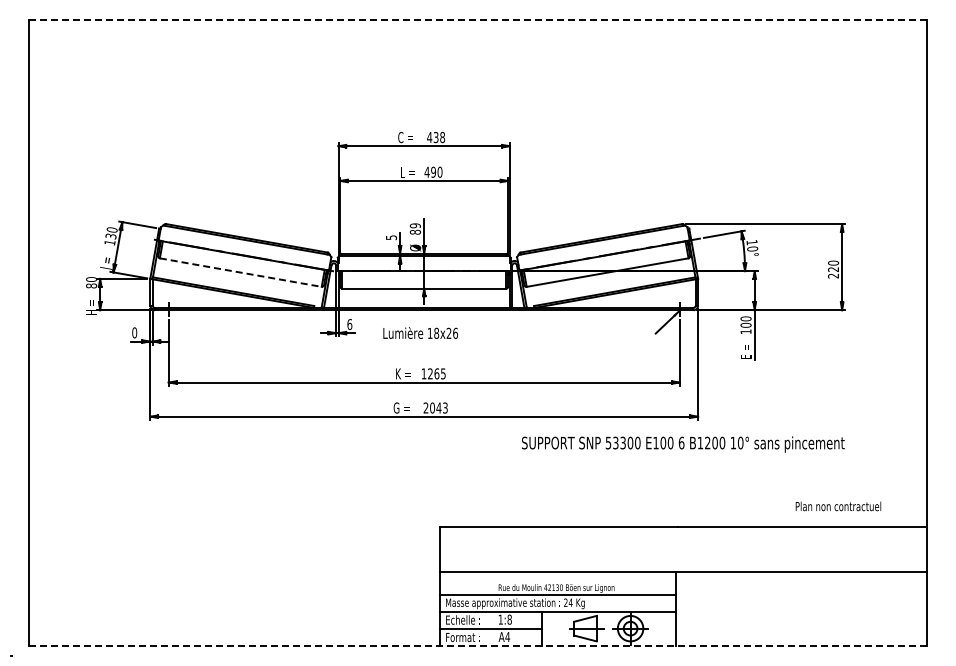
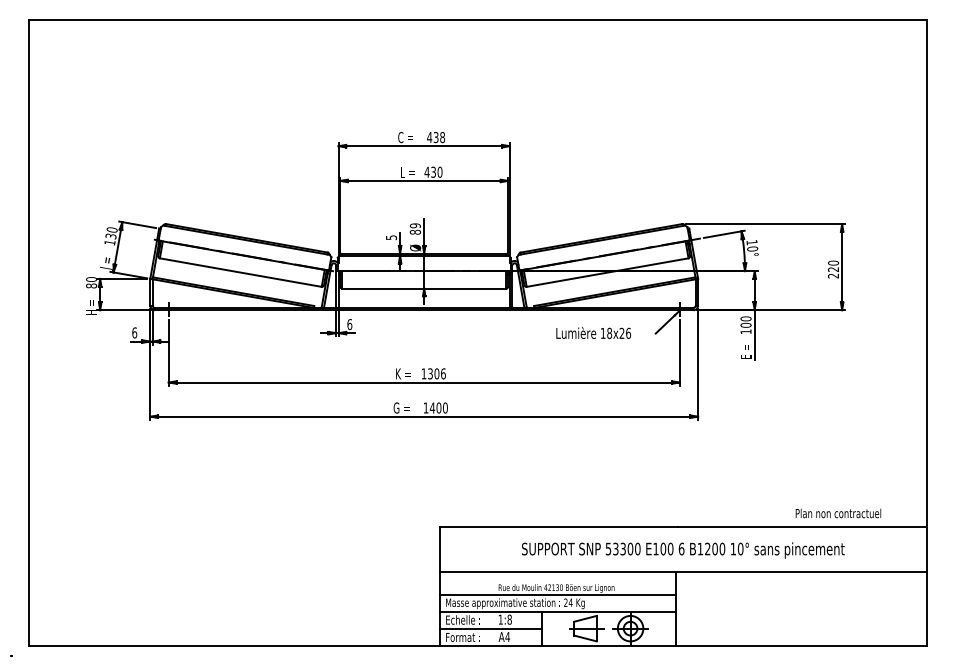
line: dashed -> solid (477, 19)
text: 490 -> 430 (433, 171)
line: dashed -> solid (241, 272)
text: 0 -> 6 (134, 332)
text position: (420, 332) -> (593, 332) (593, 332)
text: 1265 -> 1306 (436, 373)
text: 2043 -> 1400 (435, 407)
text position: (683, 444) -> (683, 550) (683, 550)
text position: (838, 506) -> (838, 513) (838, 513)
line: dashed -> solid (478, 646)
